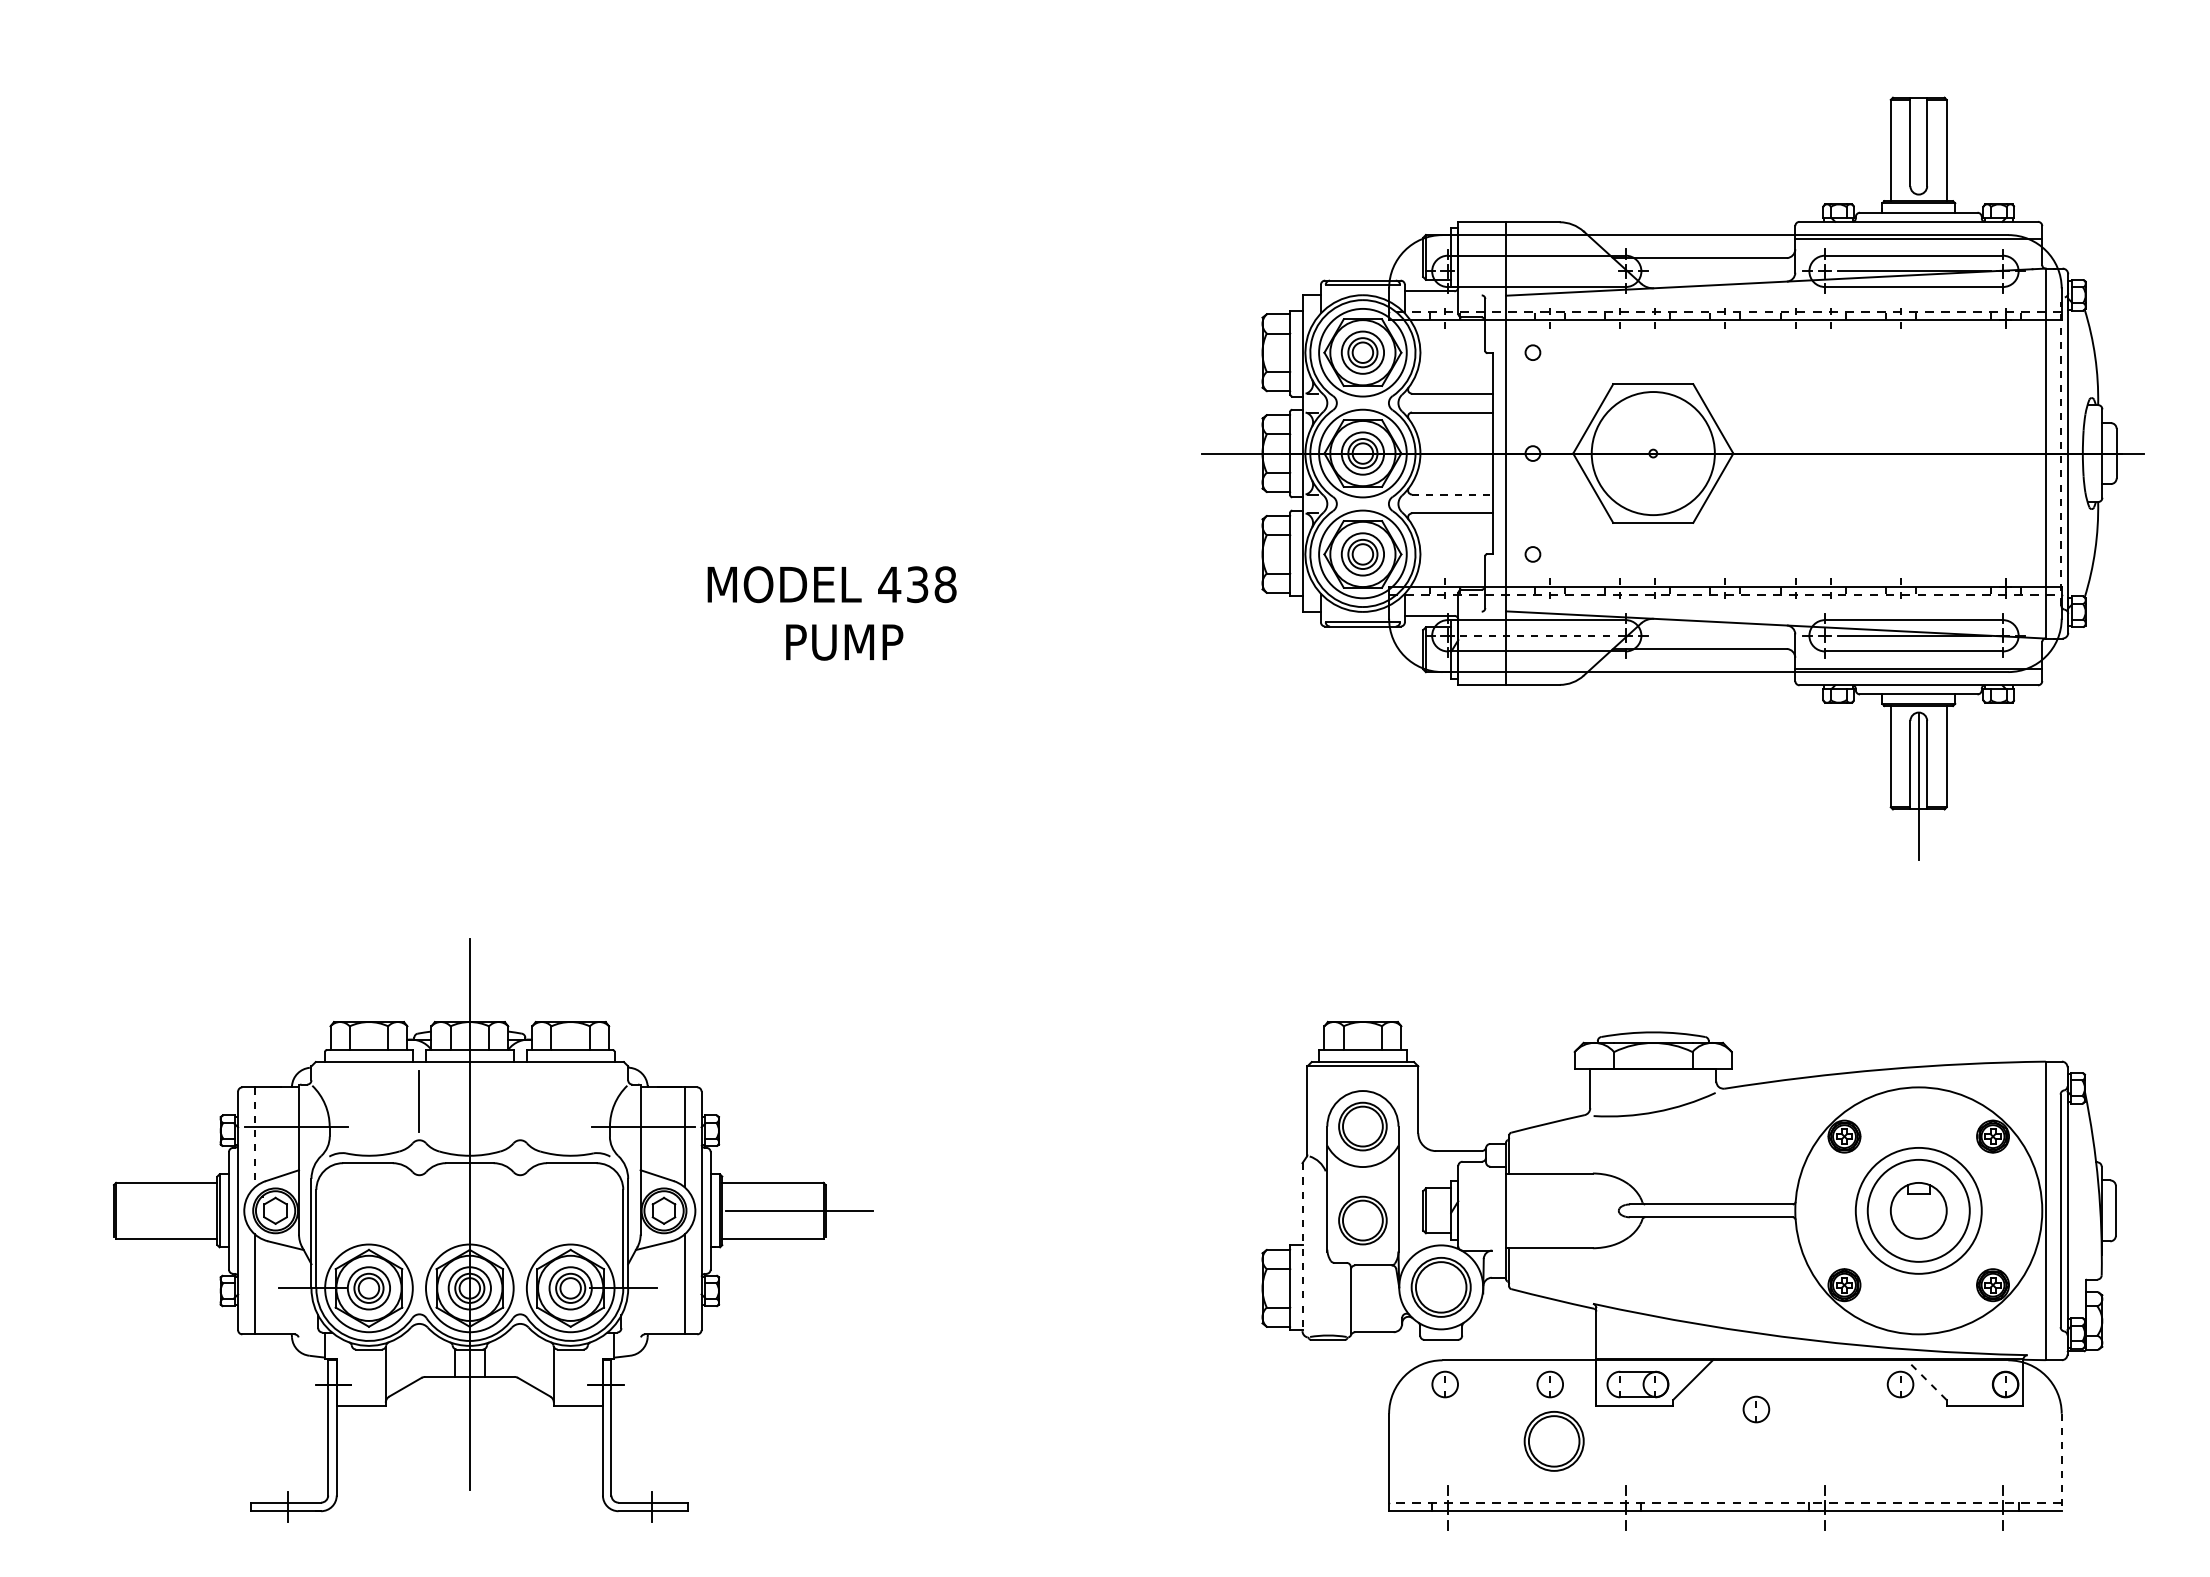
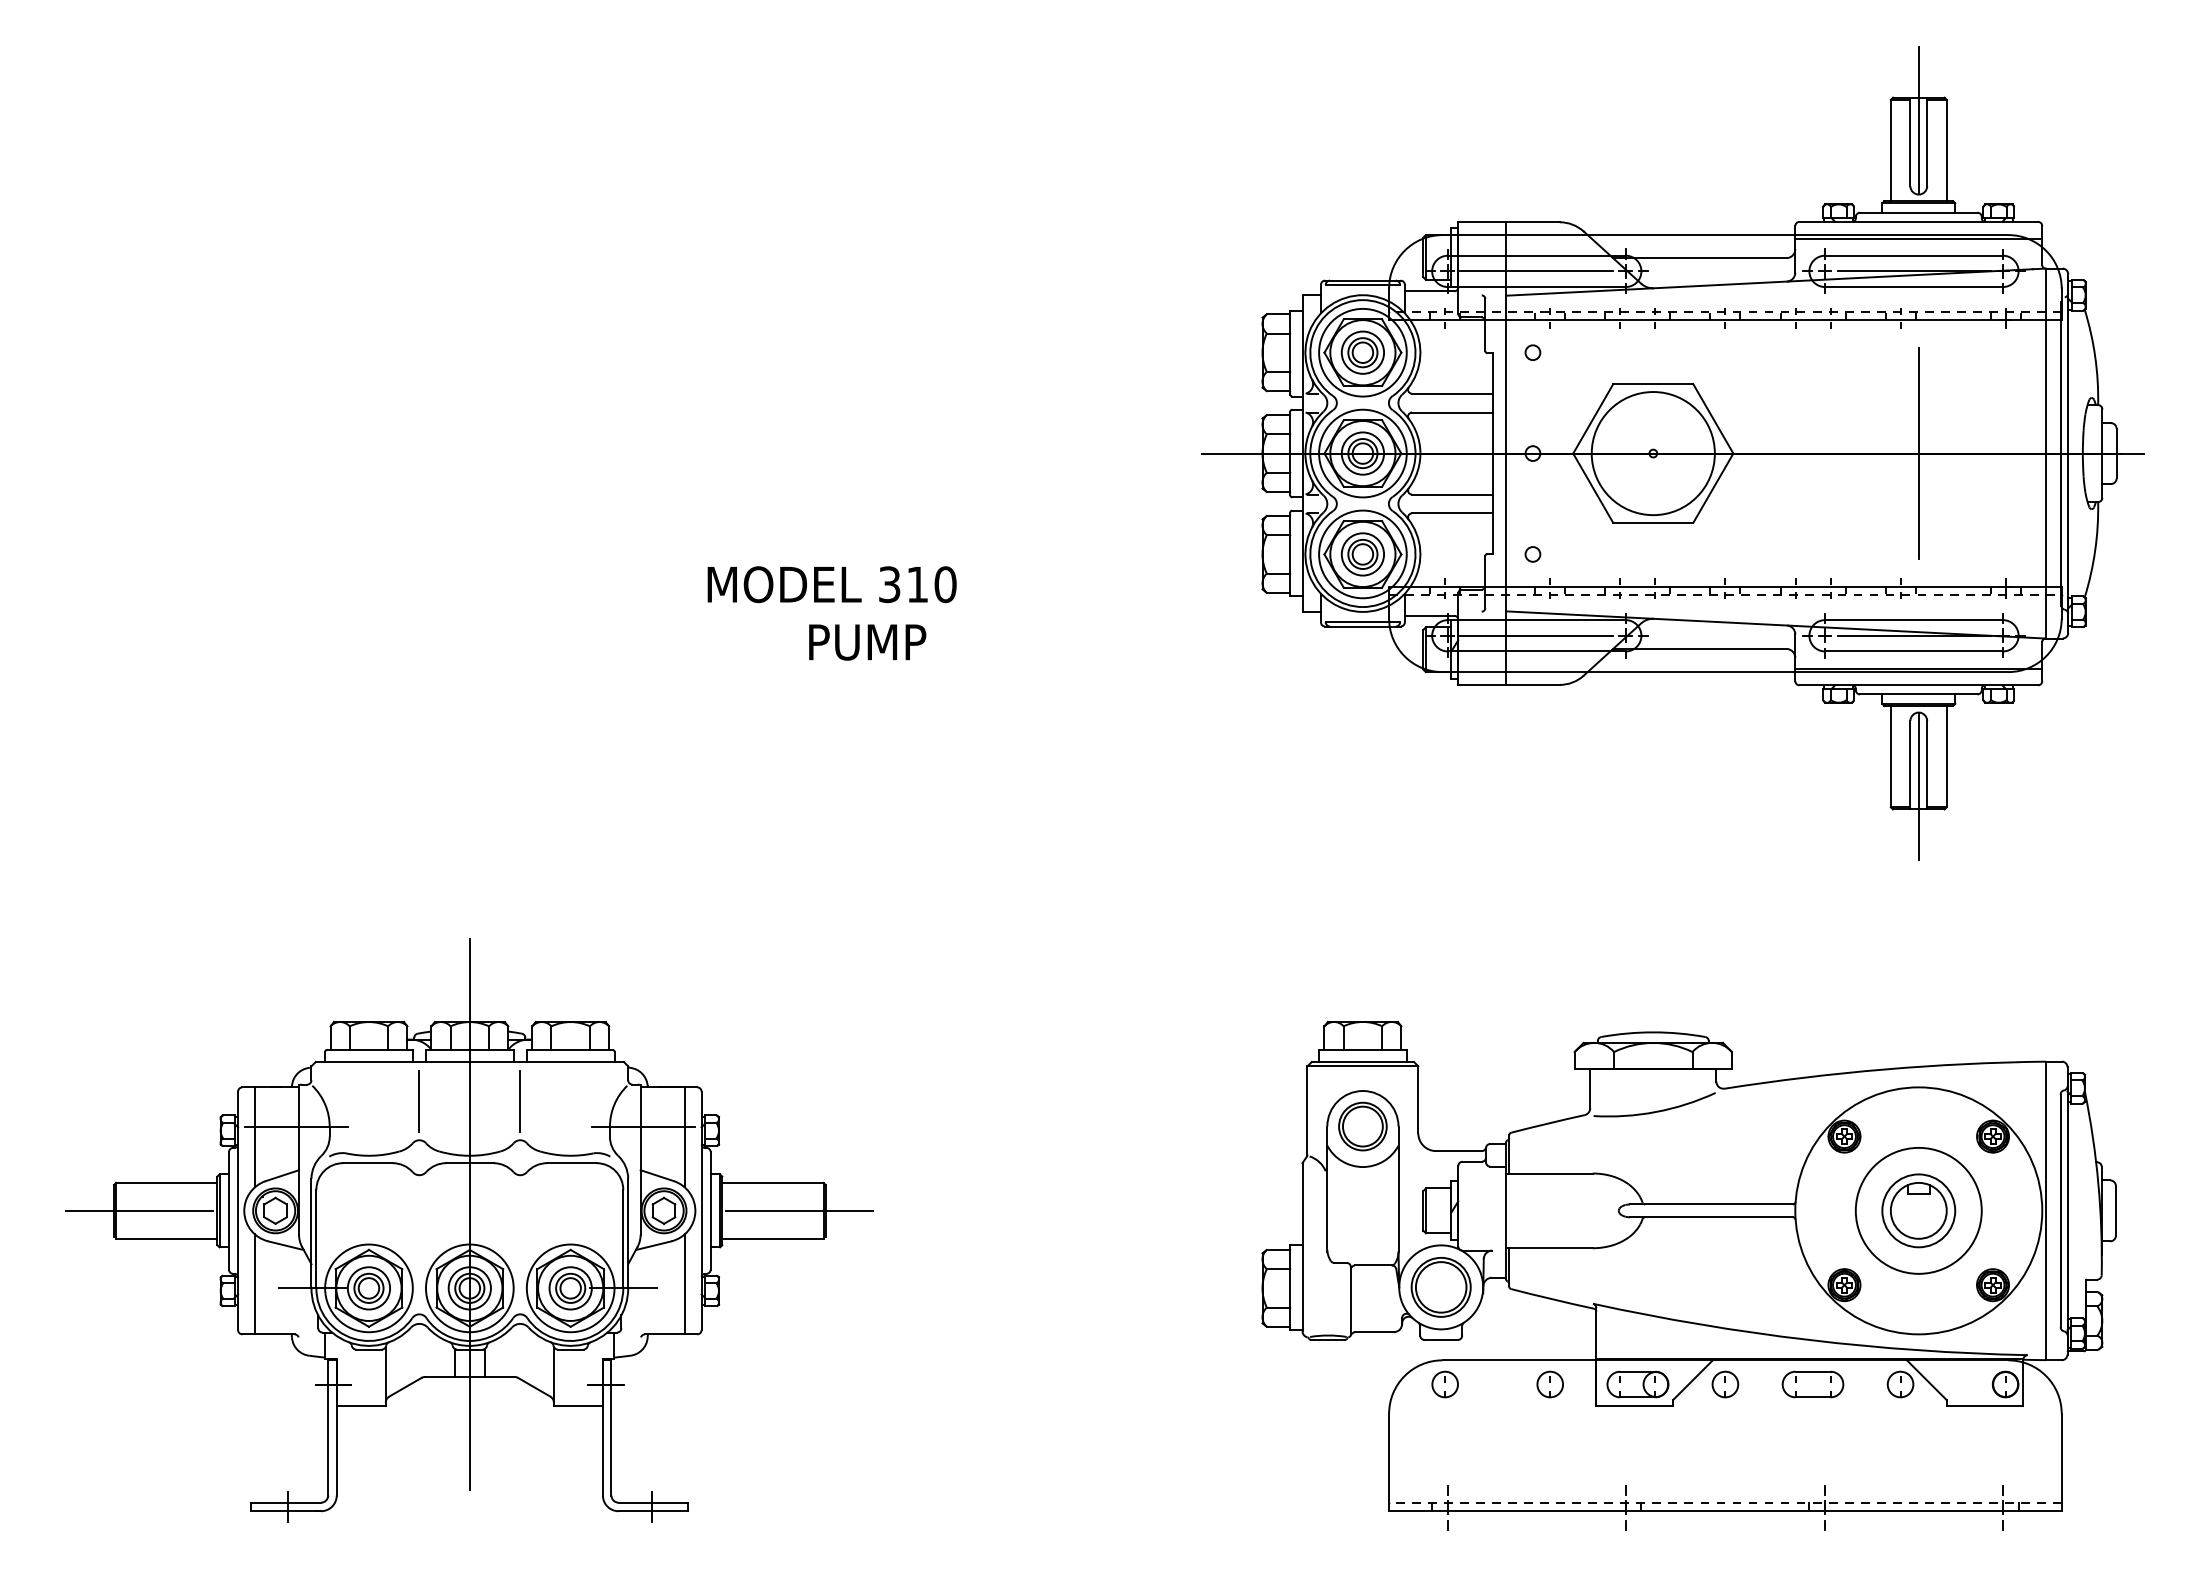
line: none -> present (1918, 120)
line: none -> present (1536, 271)
line: none -> present (1918, 453)
line: dashed -> solid (2061, 453)
line: dashed -> solid (1452, 494)
text: 438 -> 310 (917, 584)
line: dashed -> solid (1537, 635)
text position: (844, 642) -> (867, 642) (867, 642)
line: none -> present (520, 1101)
line: dashed -> solid (254, 1137)
line: none -> present (139, 1210)
circle diameter: 102 px -> 73 px (1918, 1210)
part: present -> none (1362, 1220)
line: dashed -> solid (1302, 1247)
line: dashed -> solid (1926, 1379)
part: none -> present (1812, 1384)
part position: (1756, 1409) -> (1725, 1384) (1725, 1384)
part: present -> none (1553, 1441)
line: dashed -> solid (2061, 1462)
